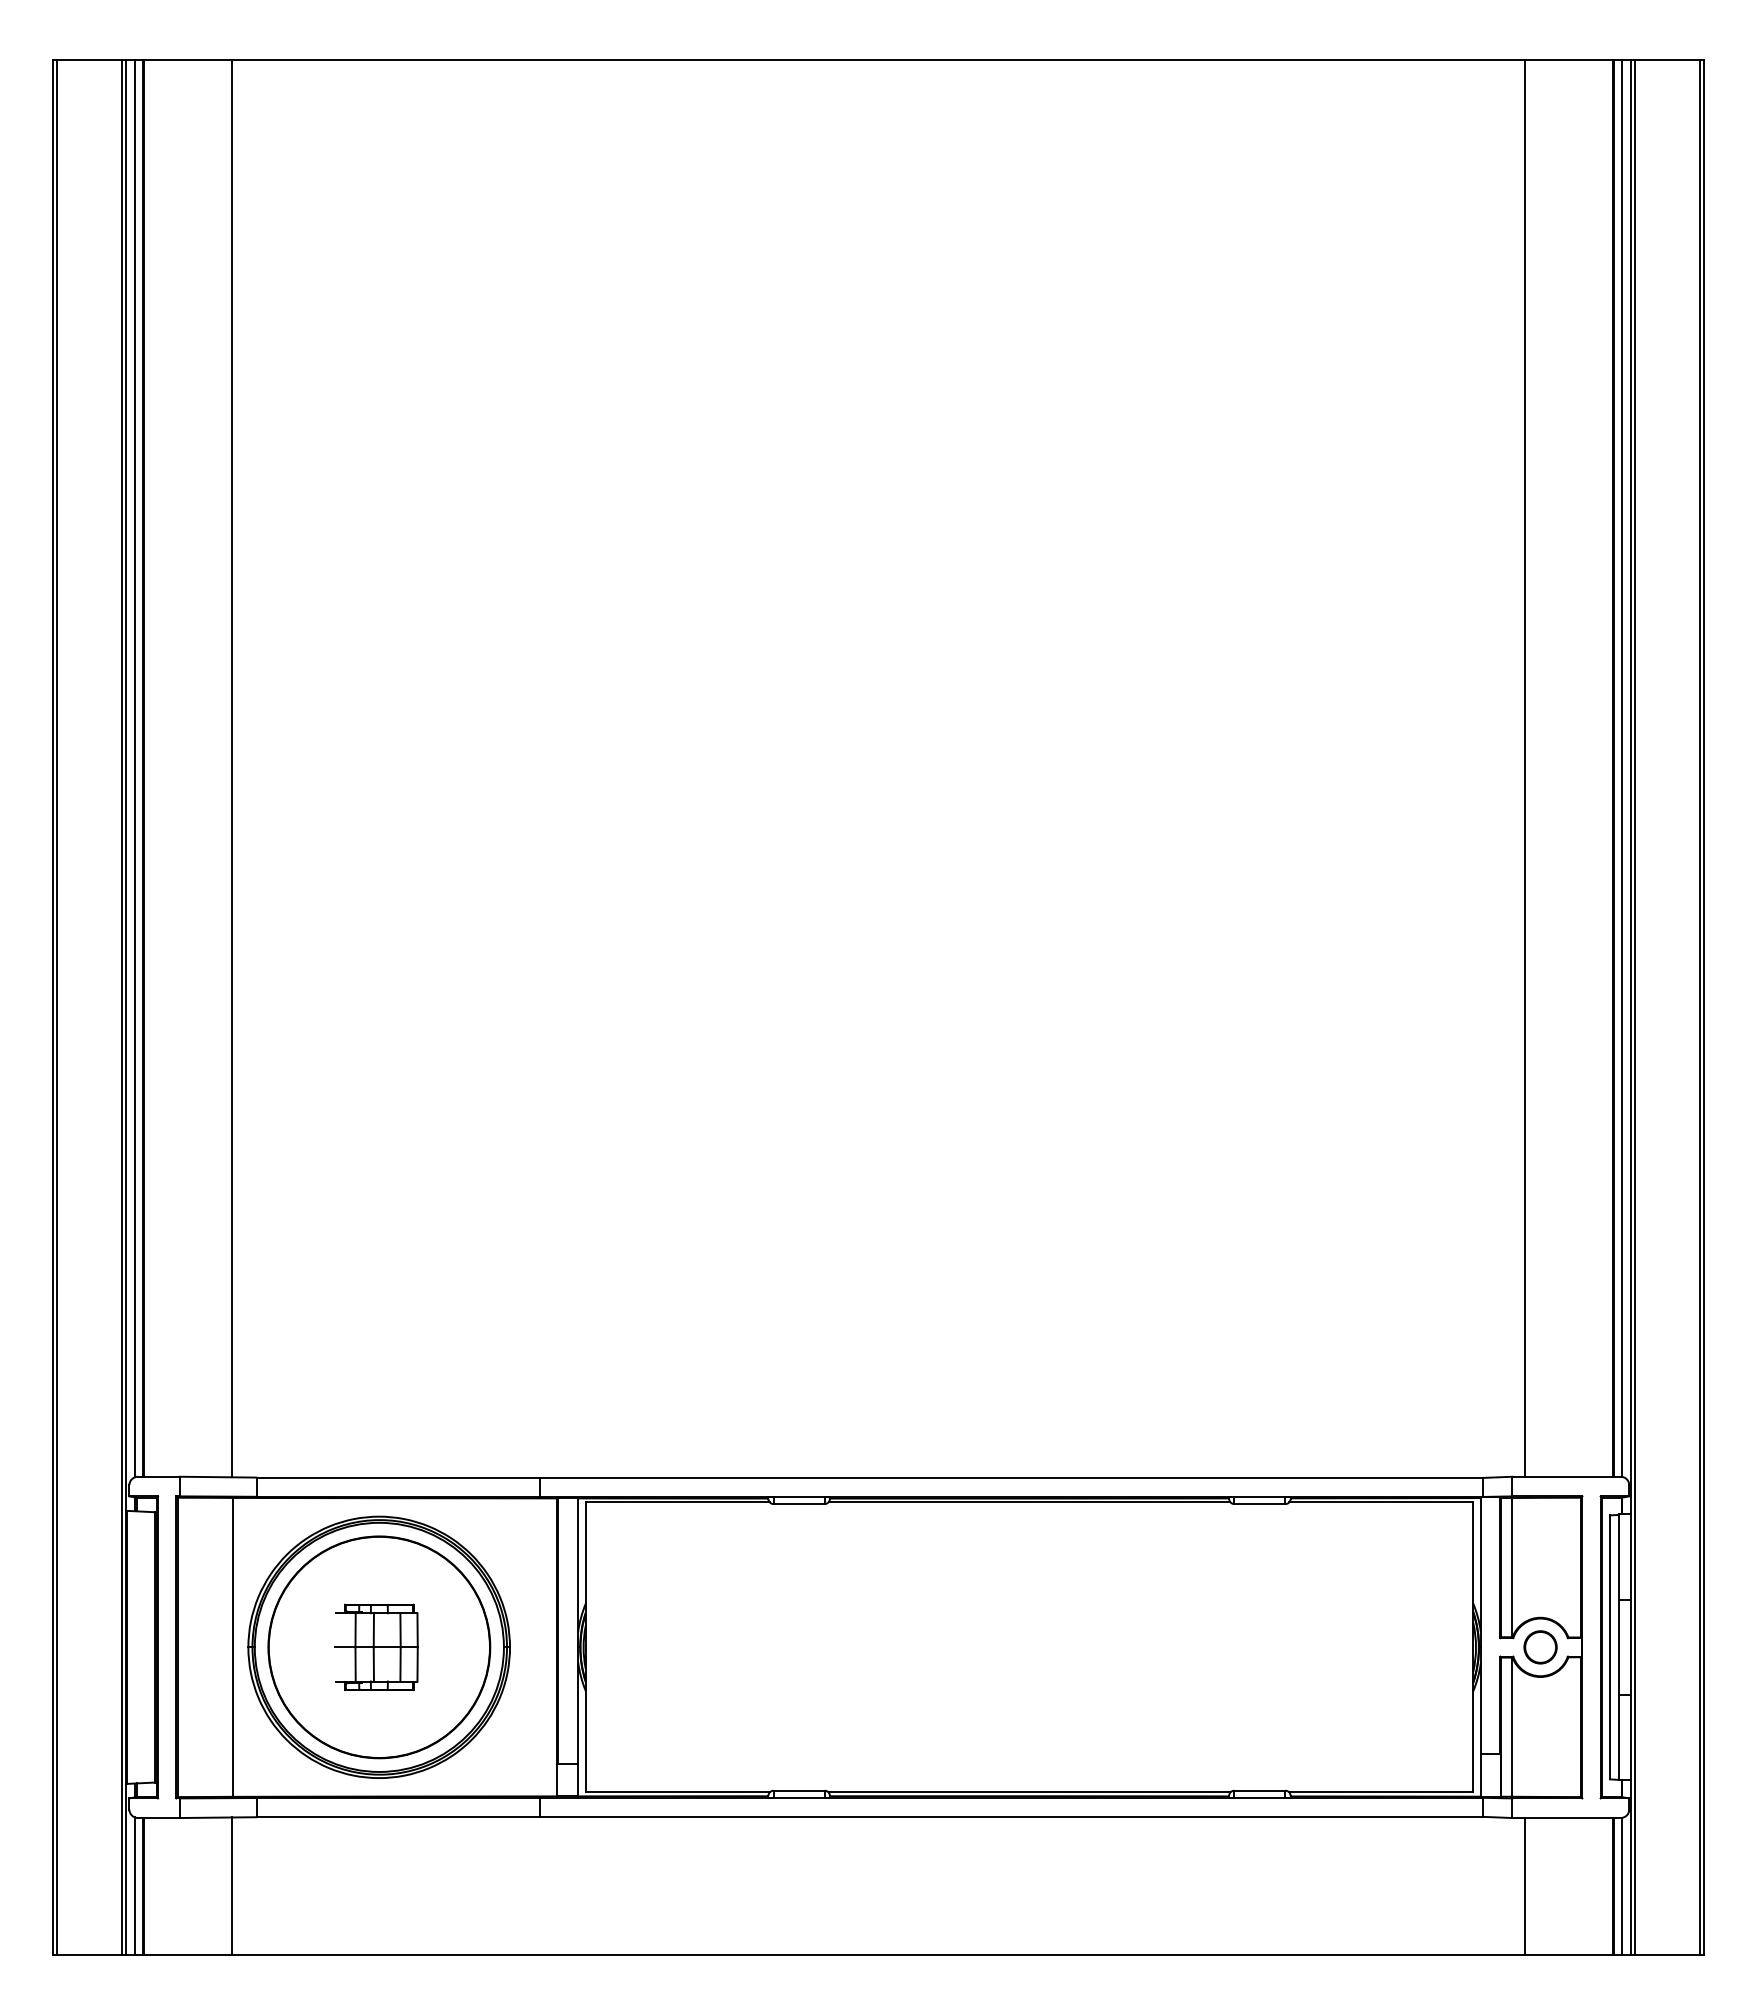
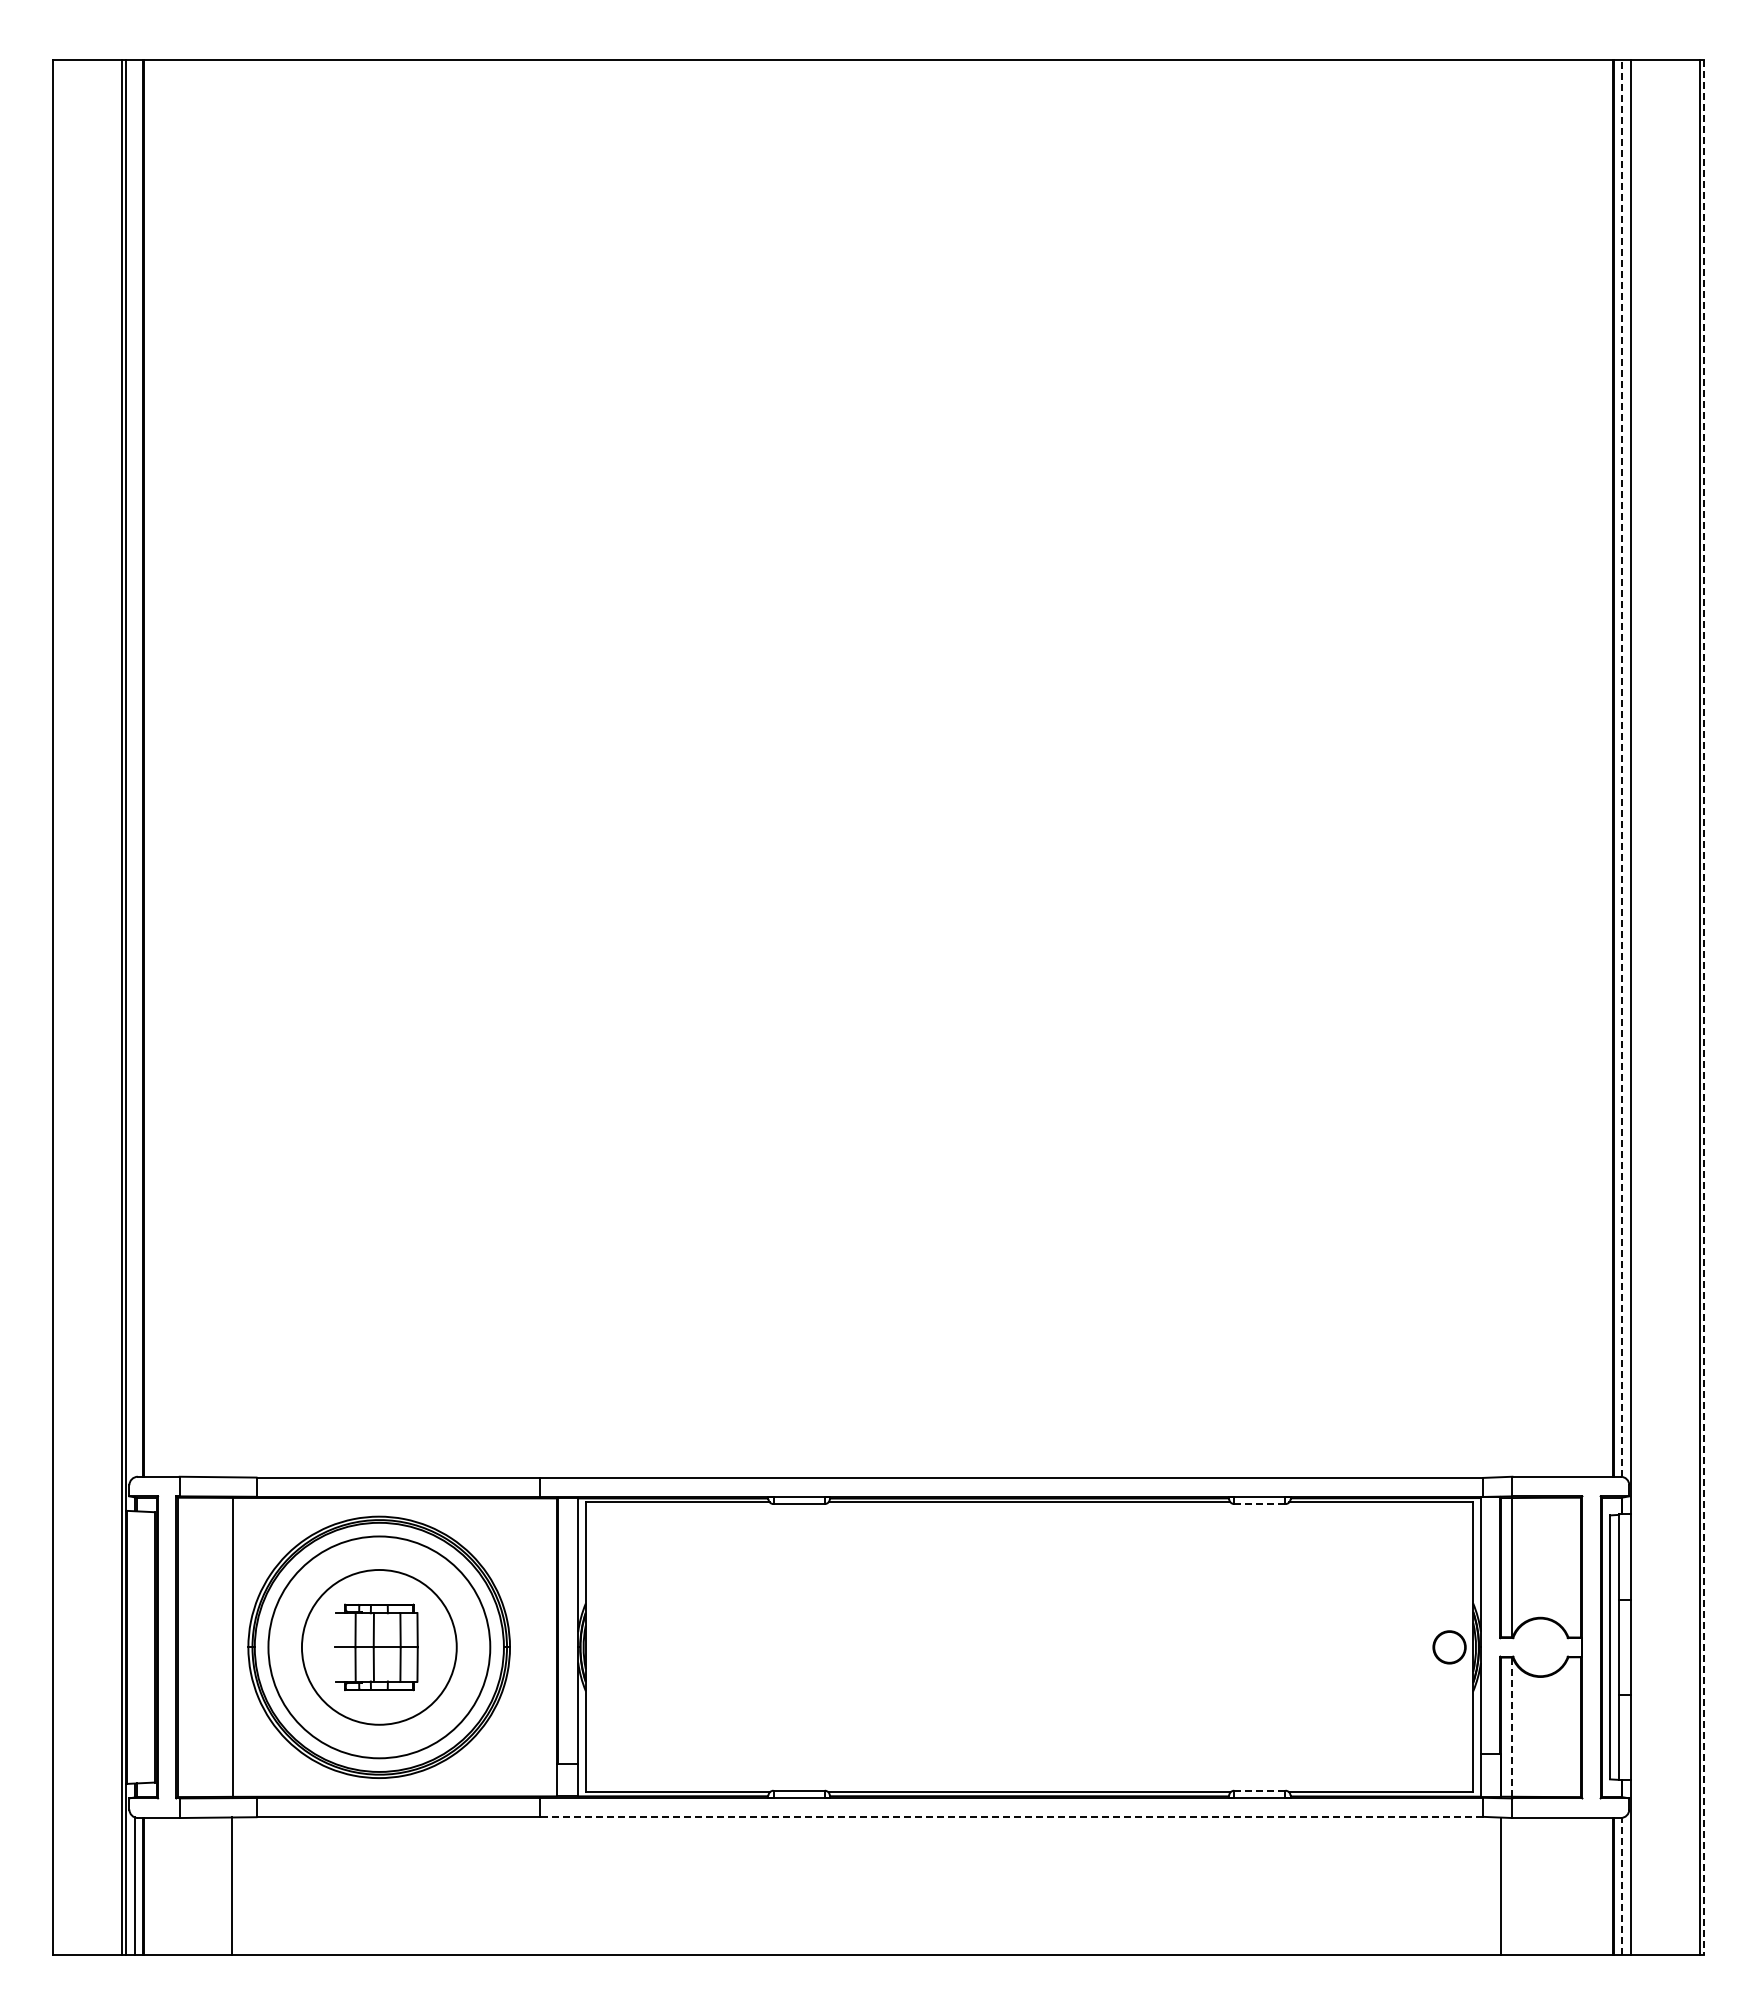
line: present -> none (134, 768)
line: present -> none (232, 768)
line: present -> none (1524, 768)
line: solid -> dashed (1622, 768)
line: present -> none (56, 1007)
line: present -> none (1635, 1007)
line: solid -> dashed (1704, 1007)
line: solid -> dashed (1259, 1504)
circle diameter: 221 px -> 155 px (378, 1646)
circle position: (1540, 1647) -> (1449, 1647) (1449, 1647)
line: solid -> dashed (1512, 1727)
line: solid -> dashed (1259, 1790)
line: solid -> dashed (1011, 1816)
line: solid -> dashed (1622, 1885)
line position: (1524, 1886) -> (1500, 1886) (1500, 1886)
